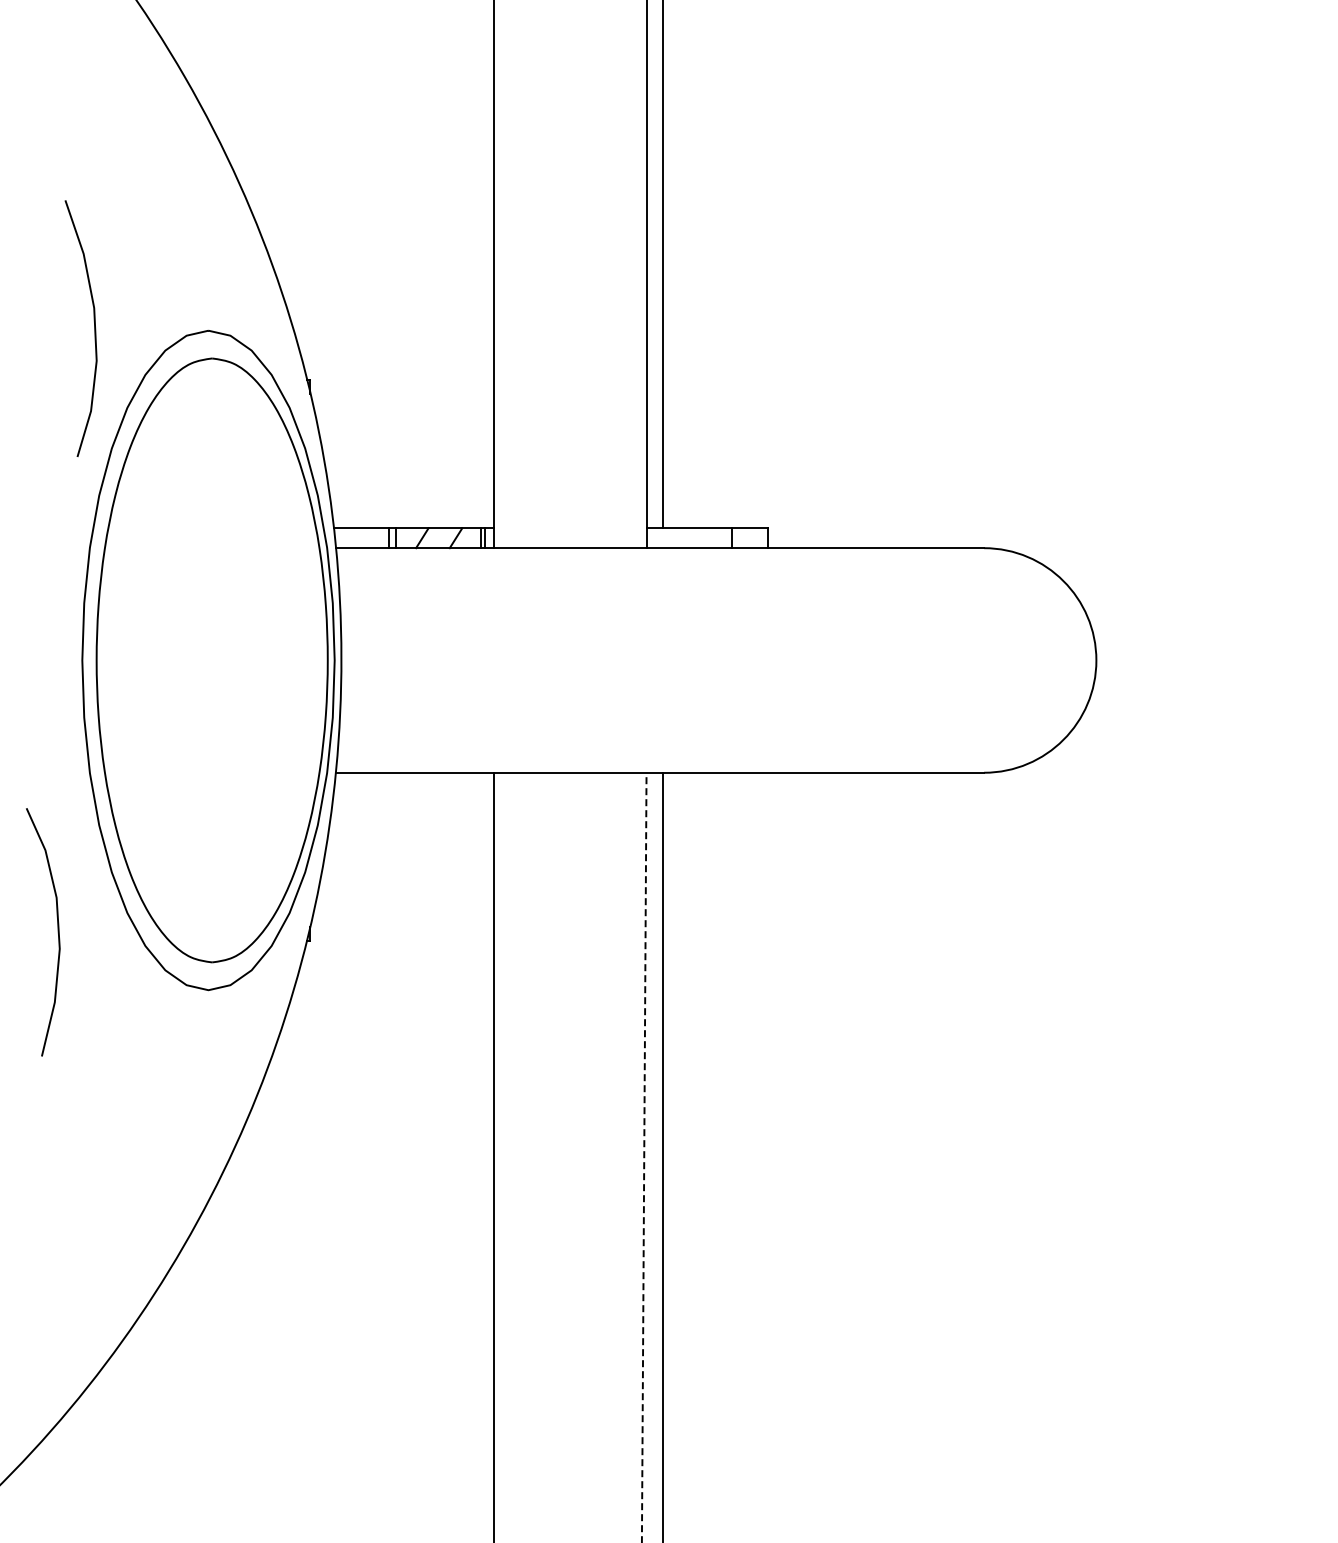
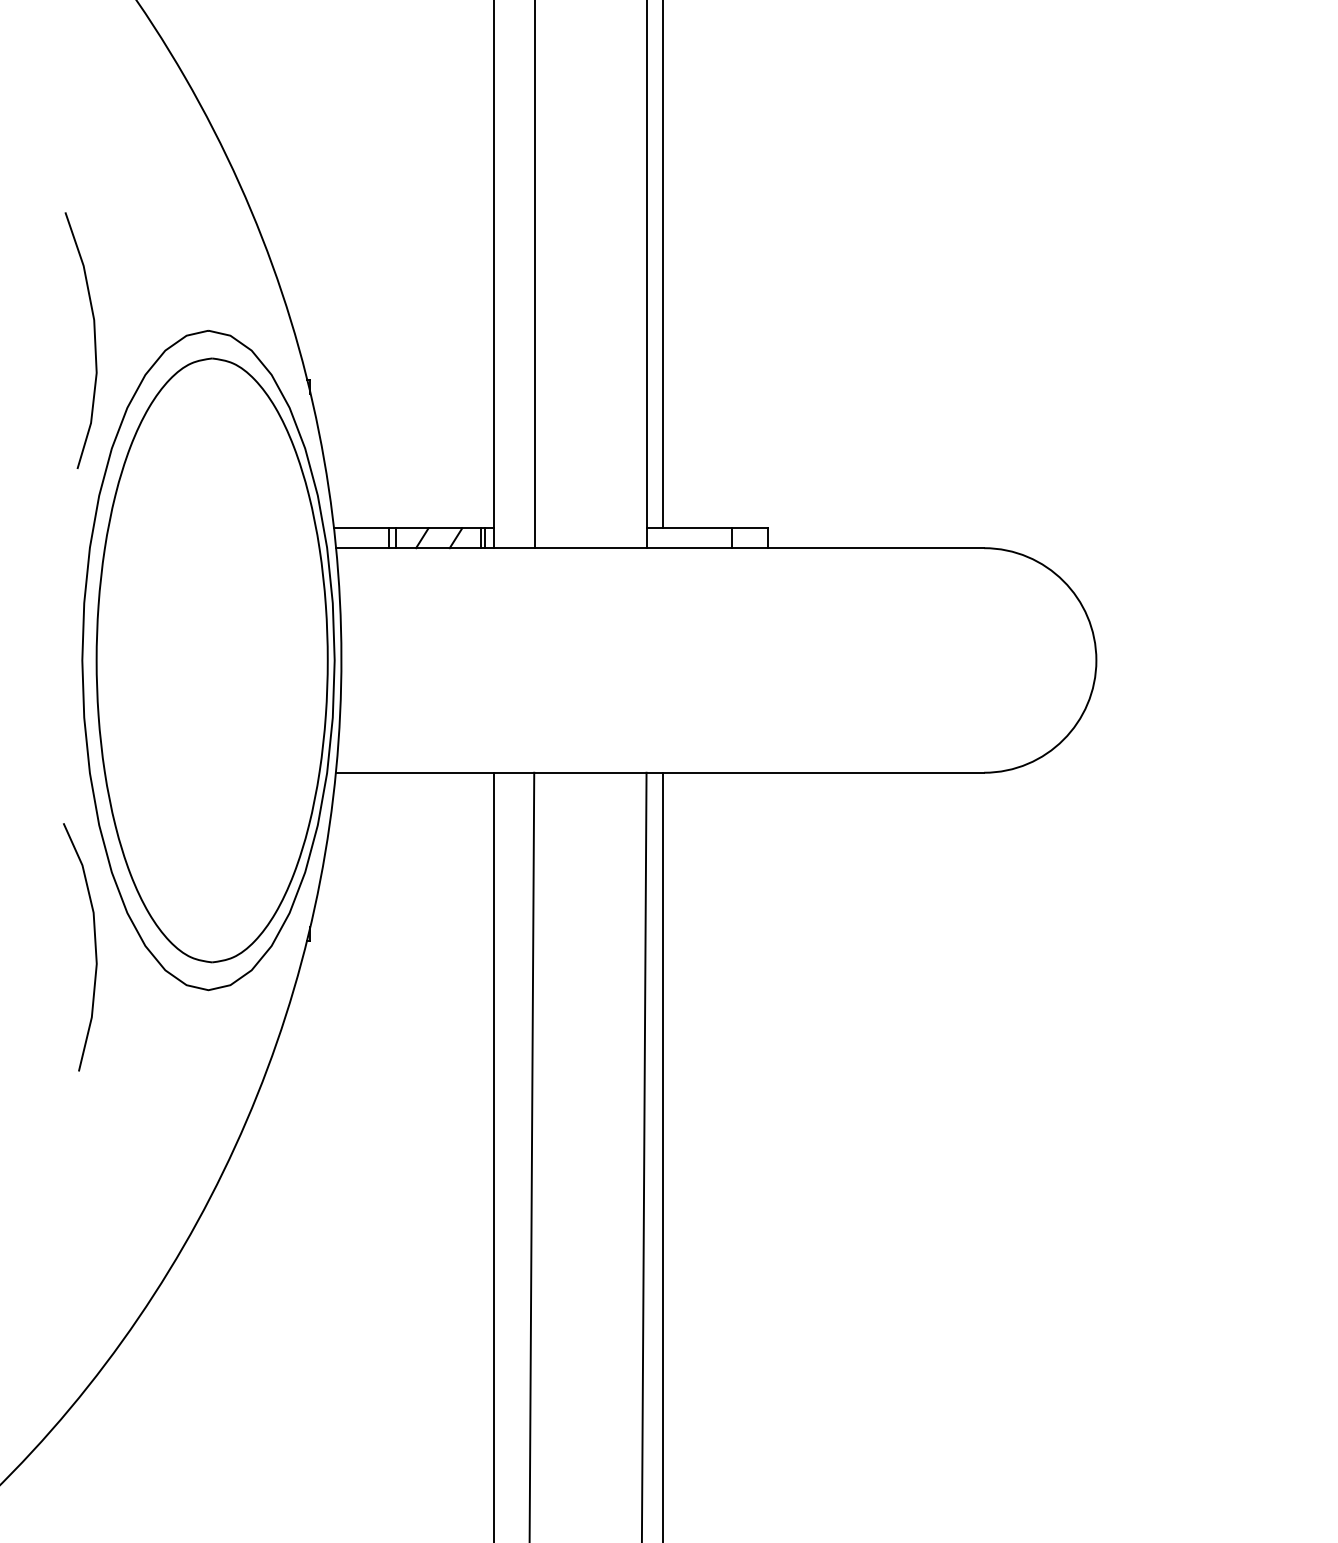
line: none -> present (534, 275)
curve position: (94, 328) -> (94, 340) (94, 340)
curve position: (57, 932) -> (94, 947) (94, 947)
line: none -> present (531, 1155)
line: dashed -> solid (644, 1157)
